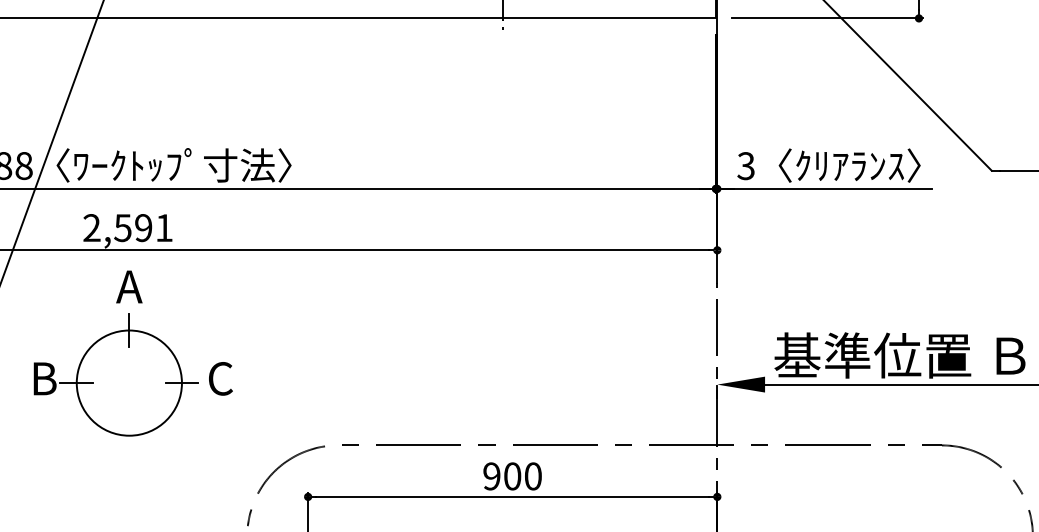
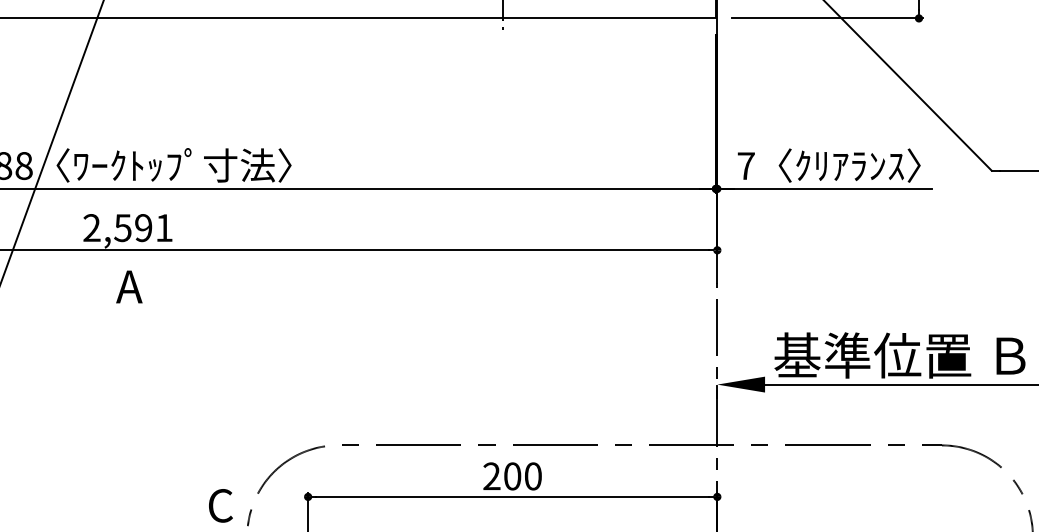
text: 3 -> 7 (745, 166)
part: present -> none (115, 374)
text position: (220, 378) -> (220, 505) (220, 505)
text: 900 -> 200 (491, 476)
